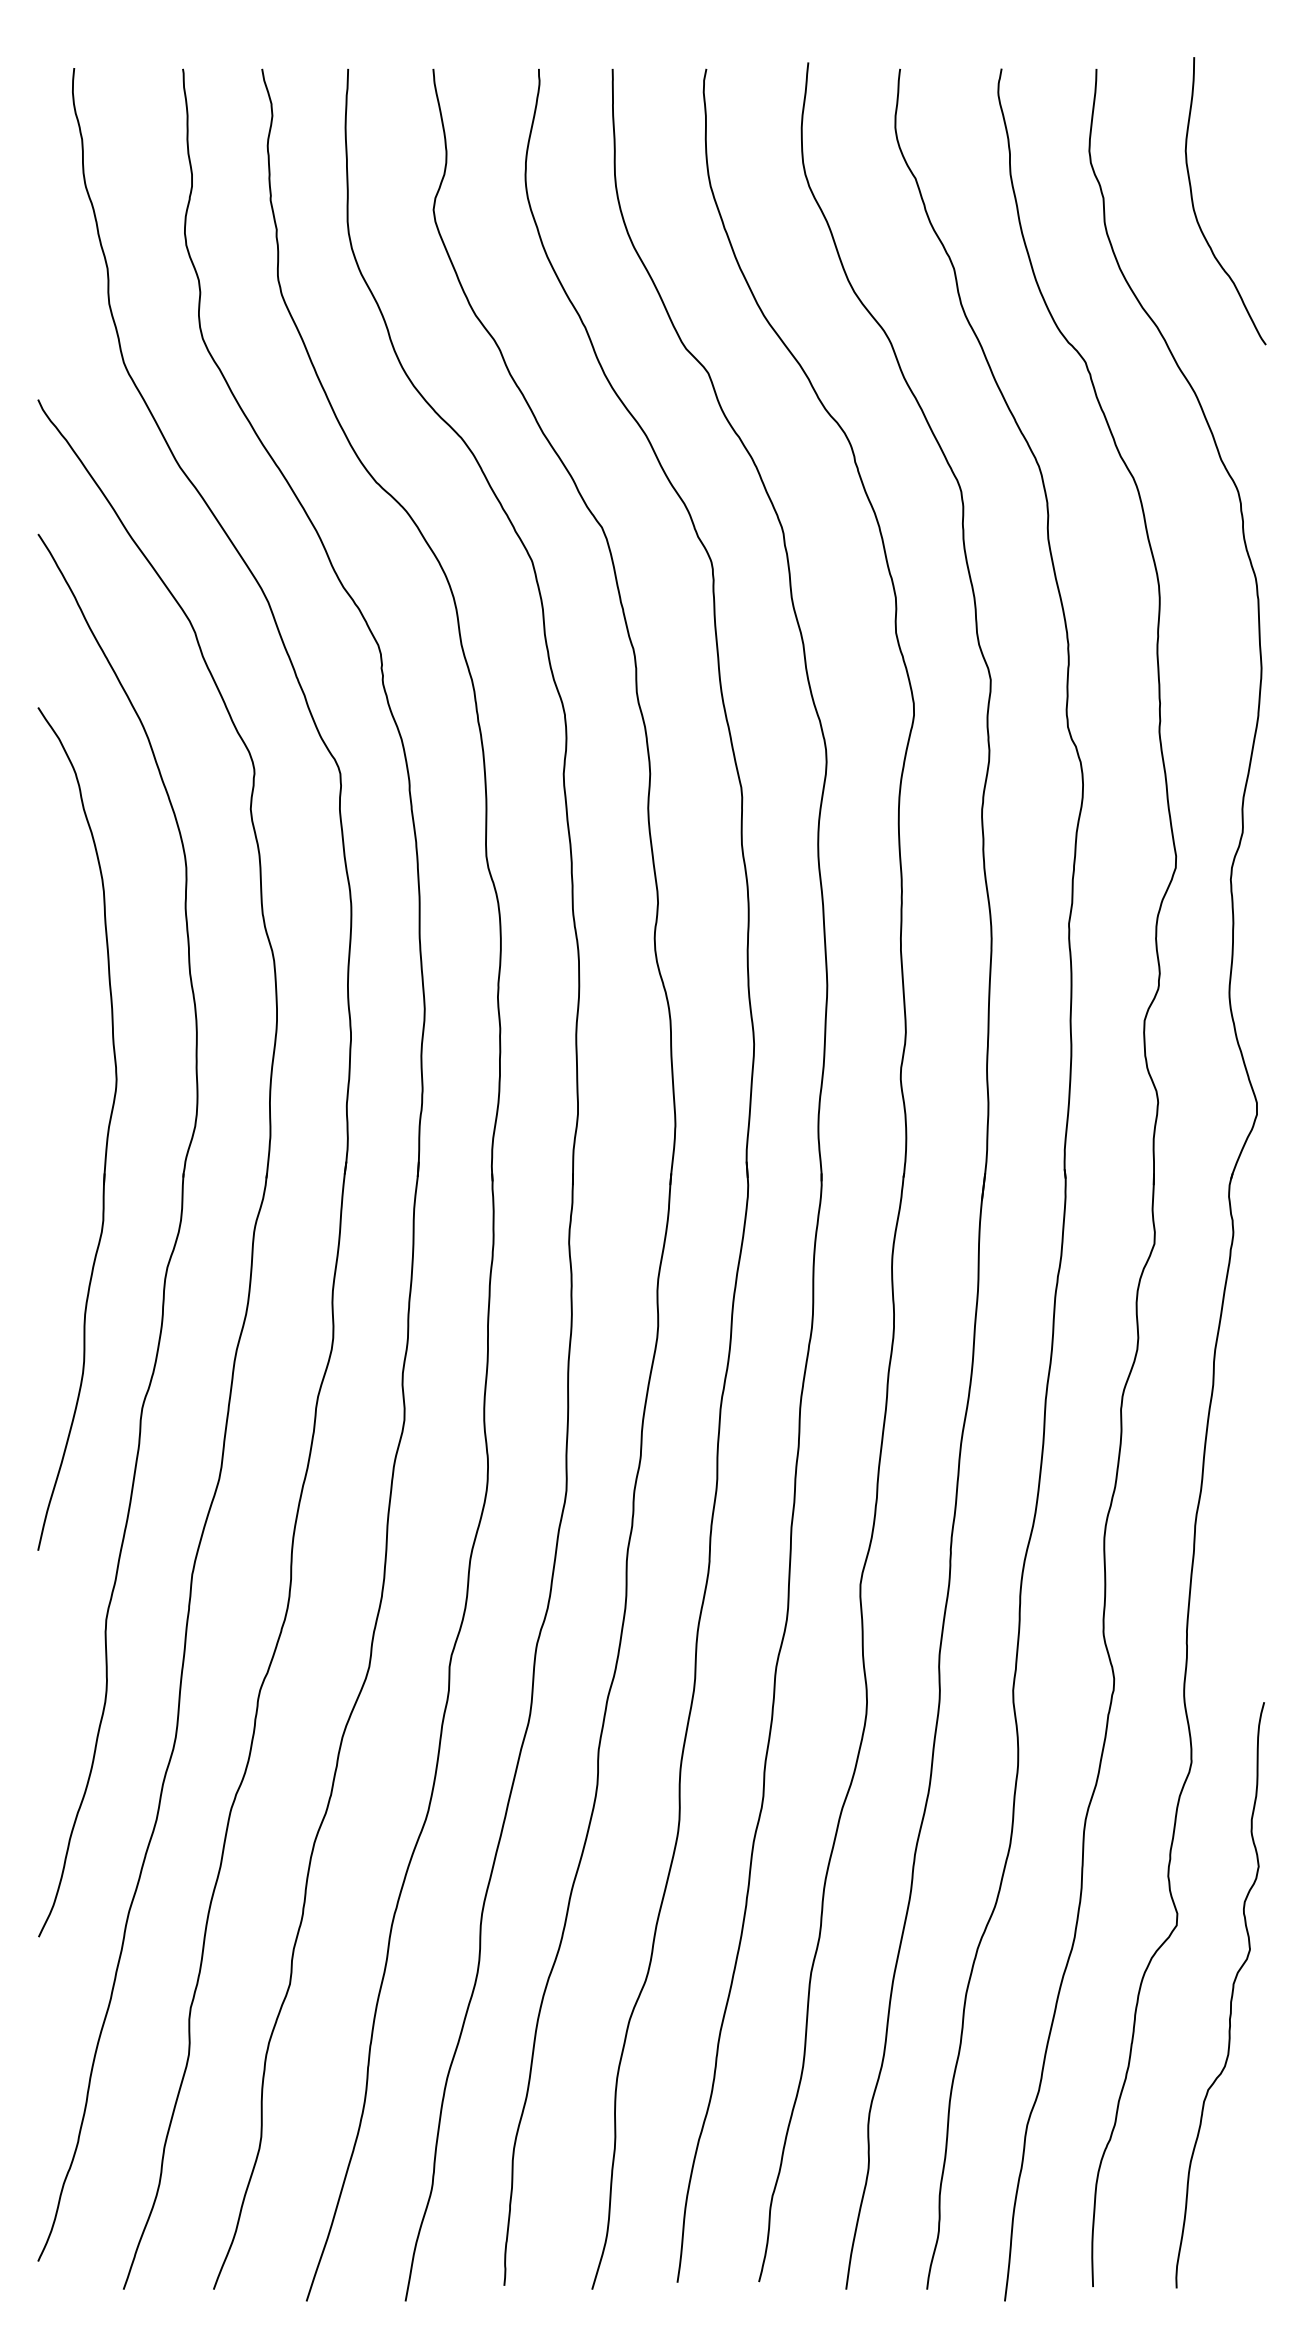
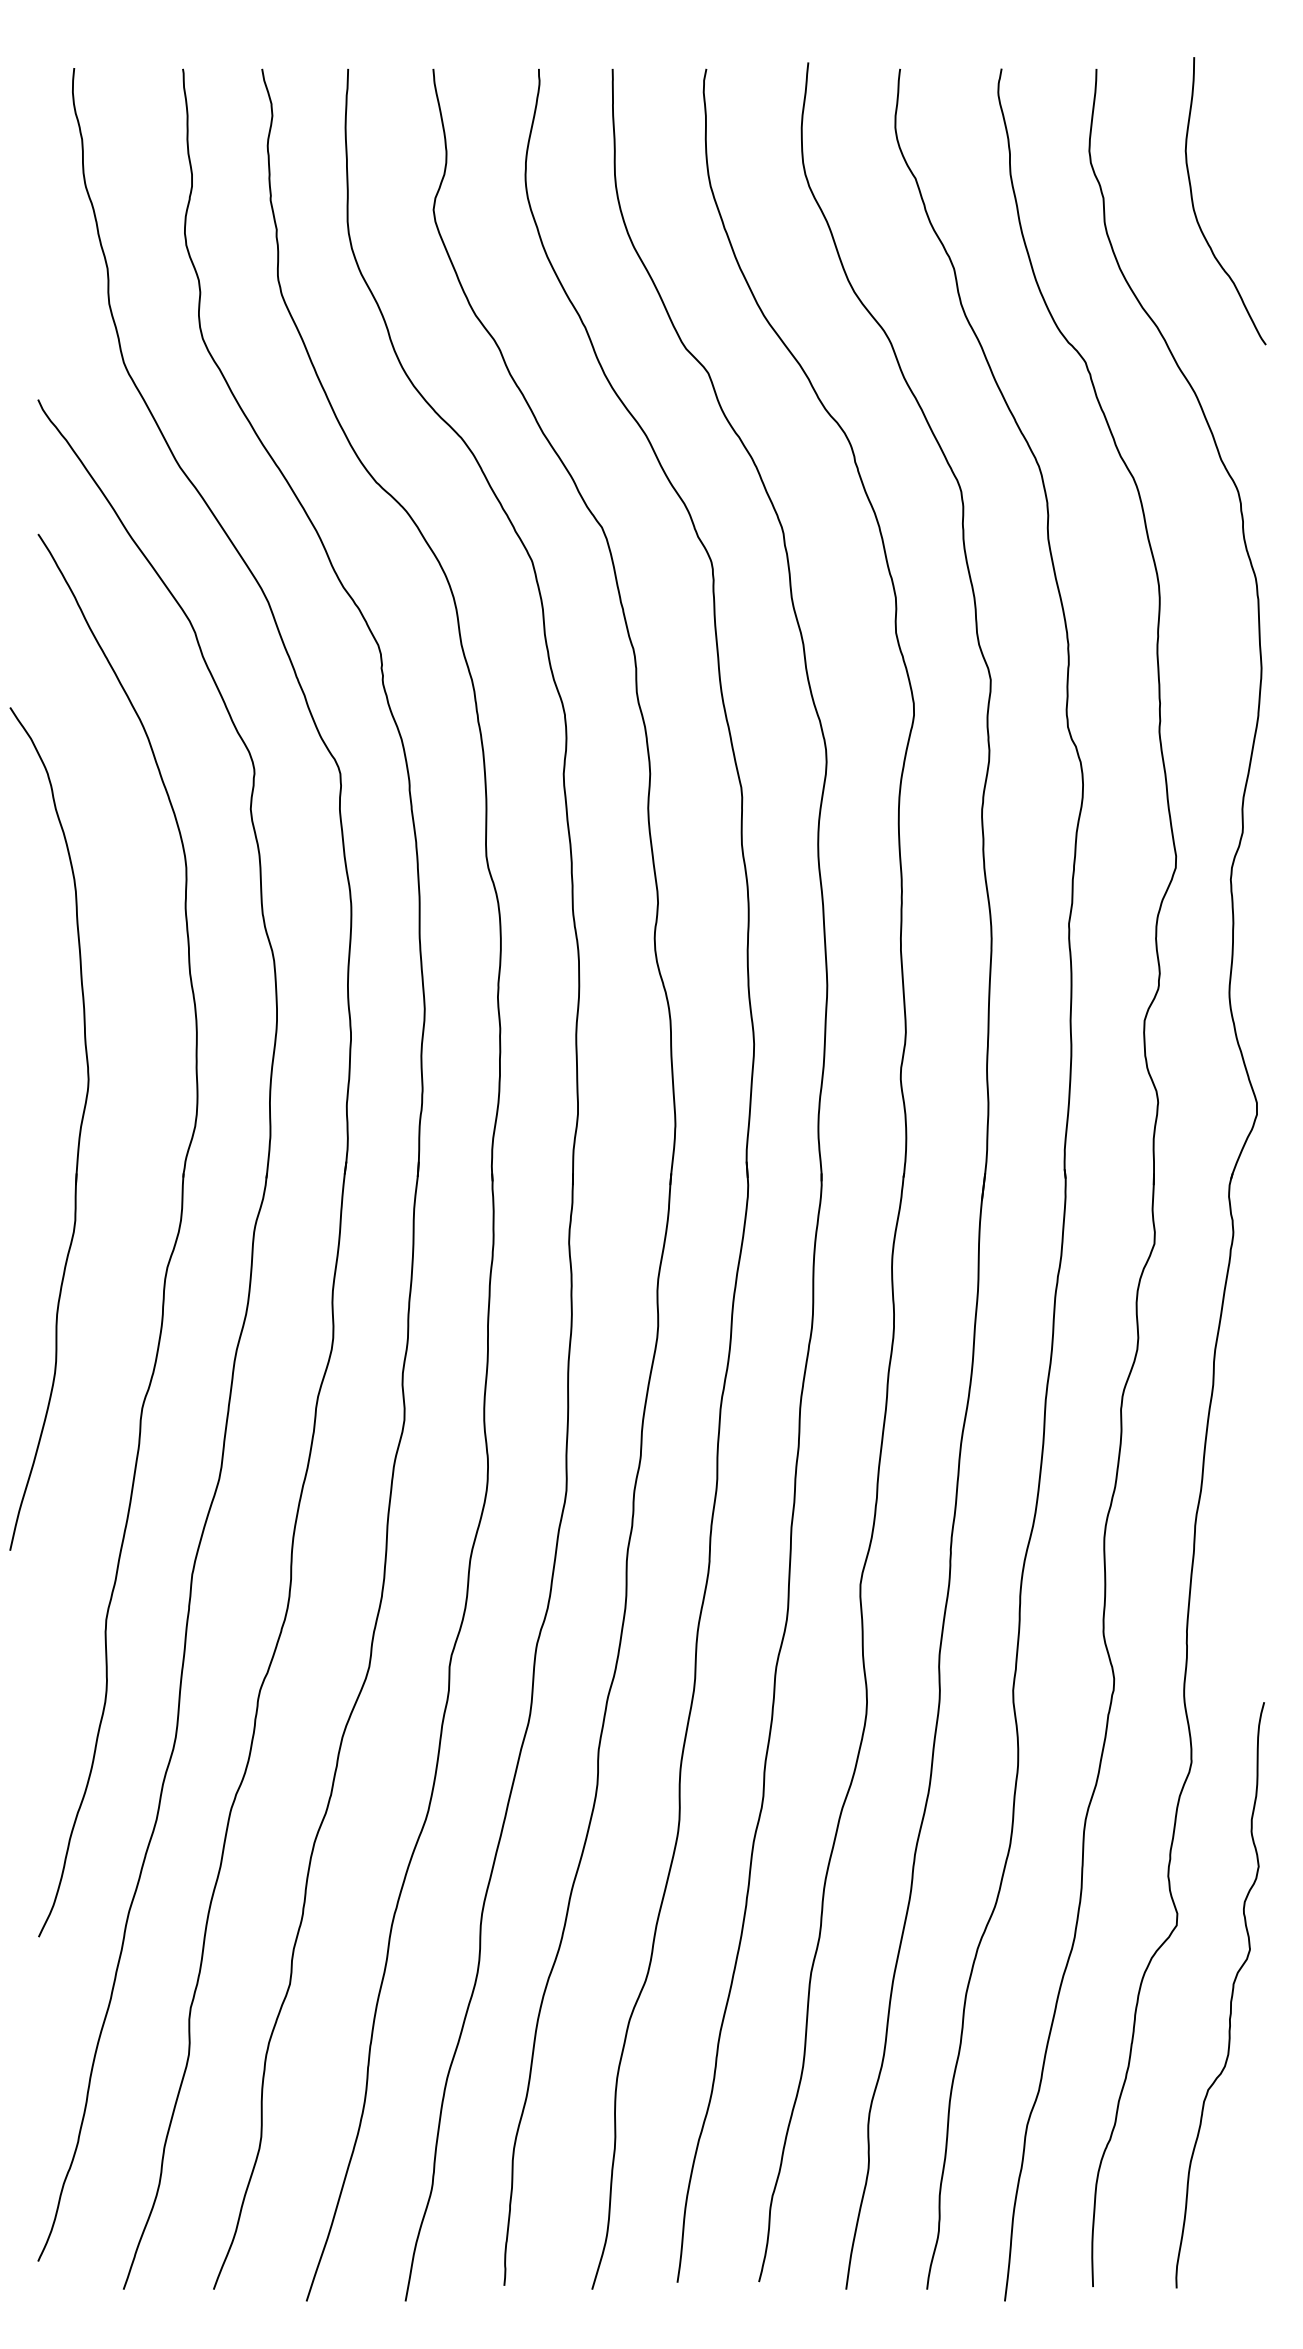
part position: (107, 1128) -> (79, 1128) (79, 1128)
